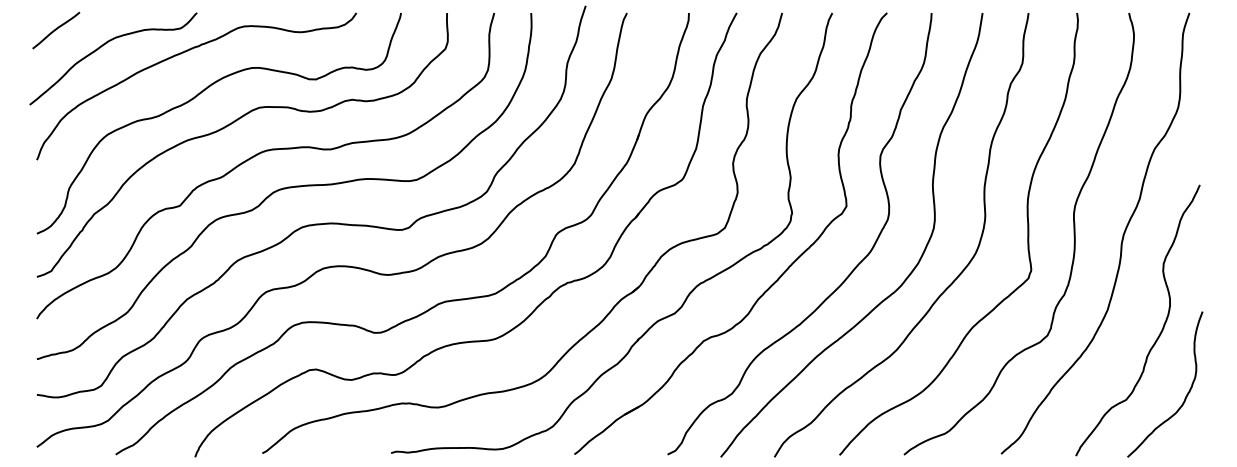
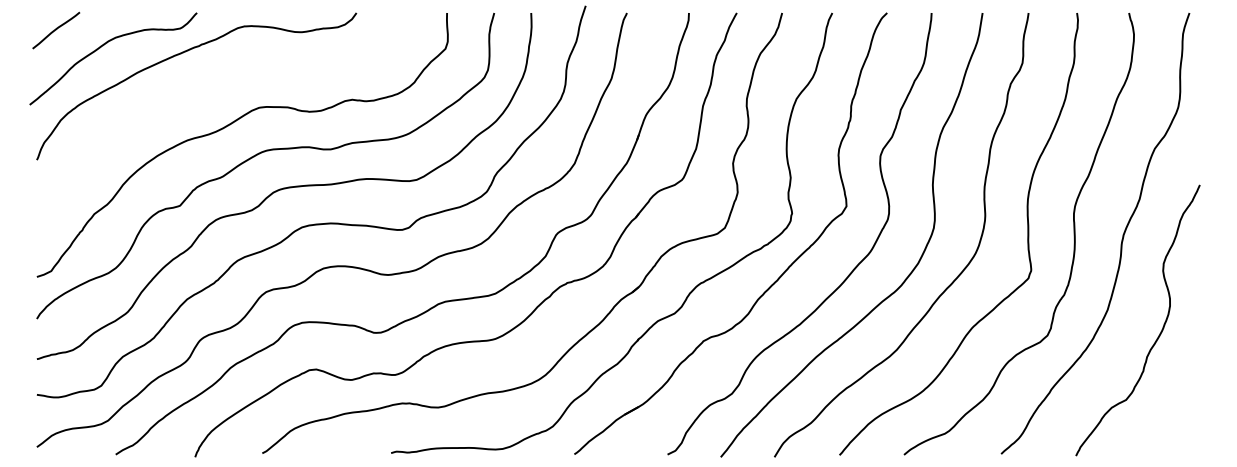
curve: present -> none (195, 98)
curve: present -> none (1186, 394)
